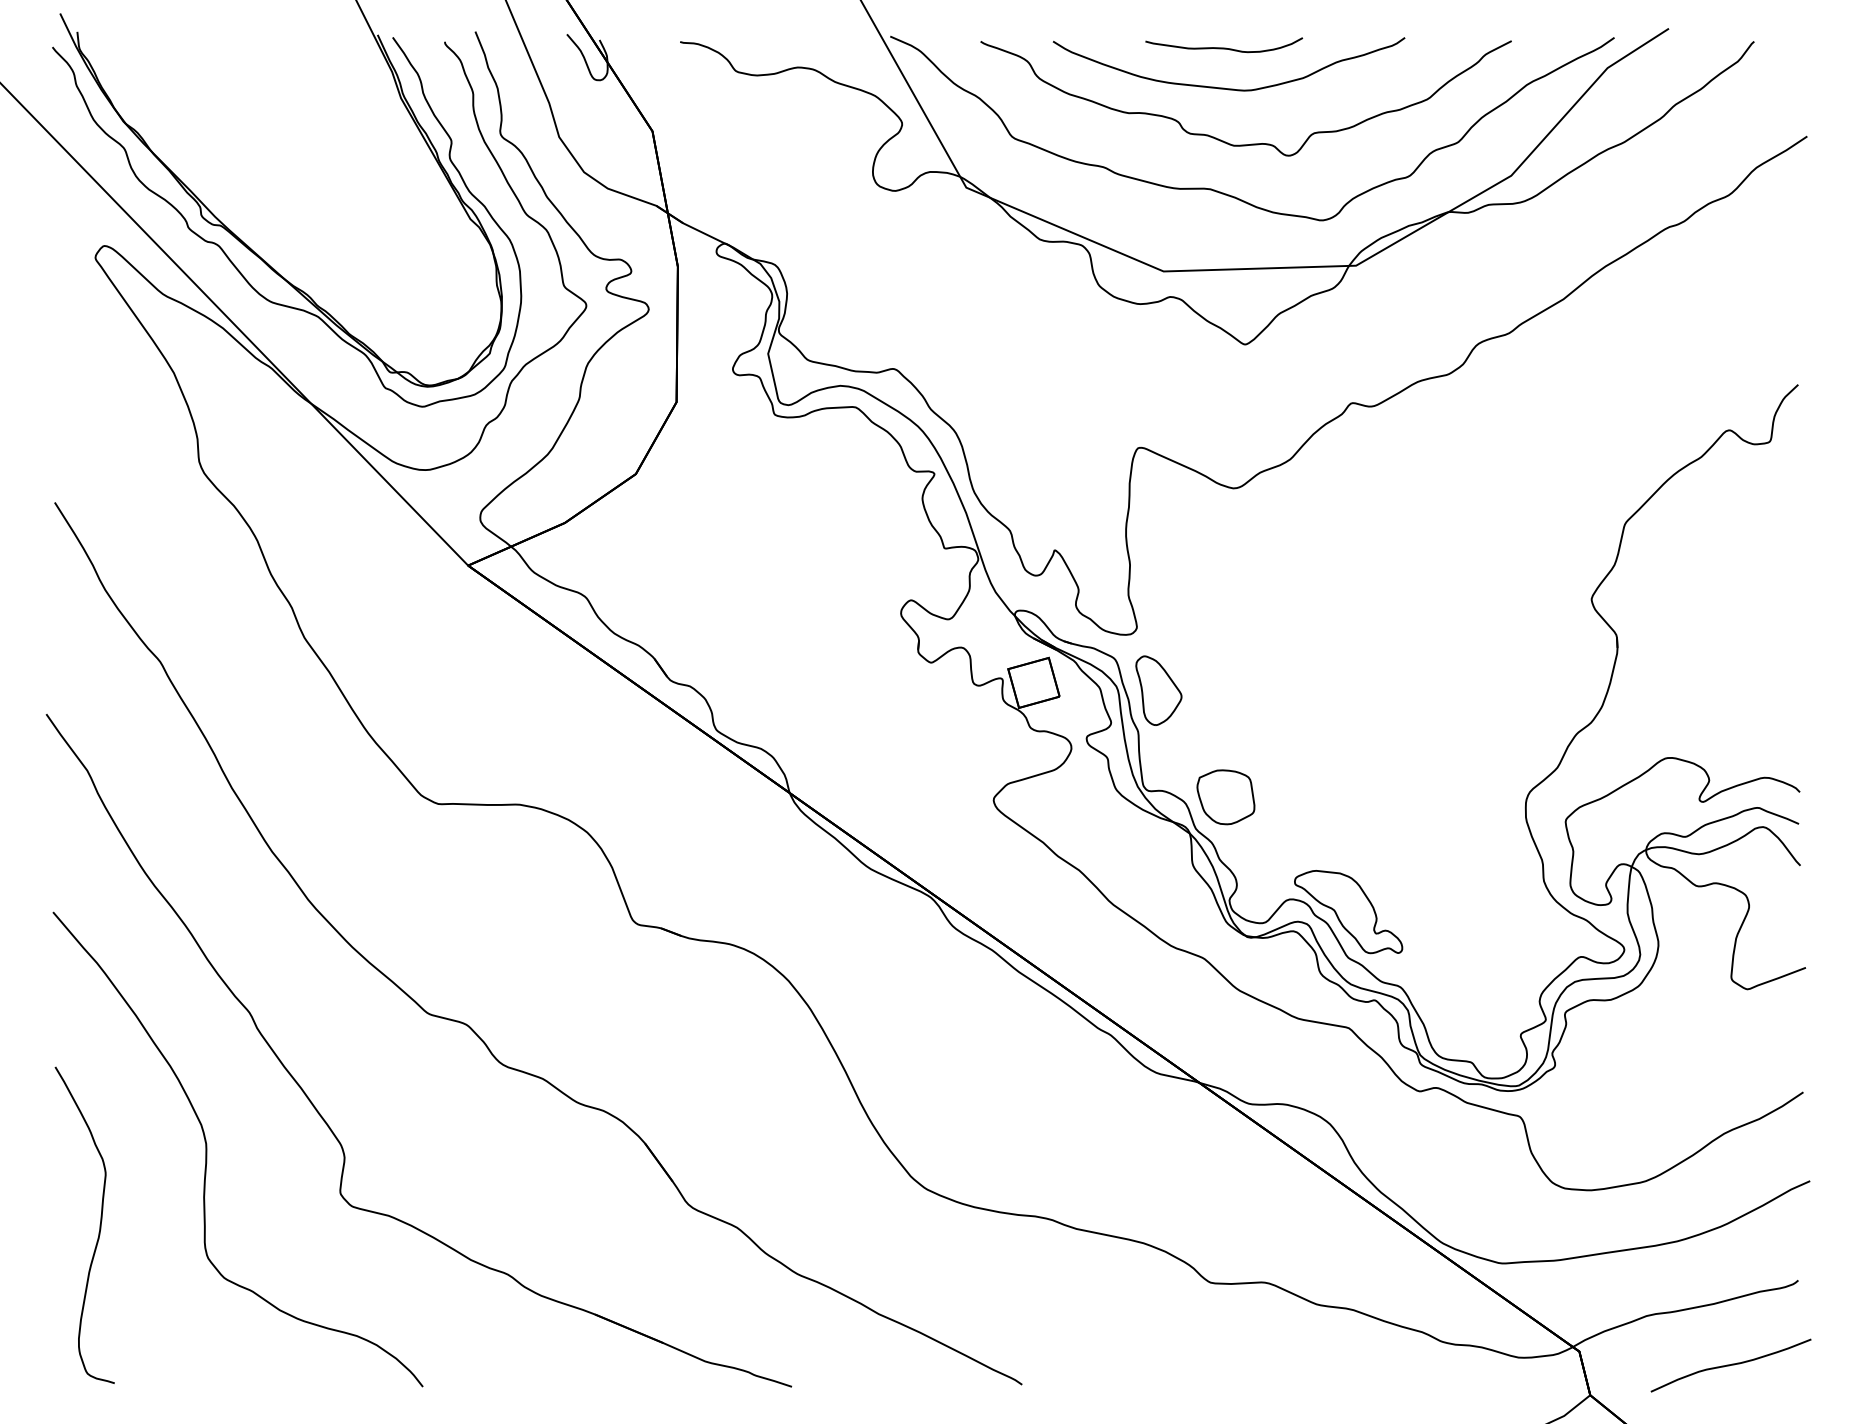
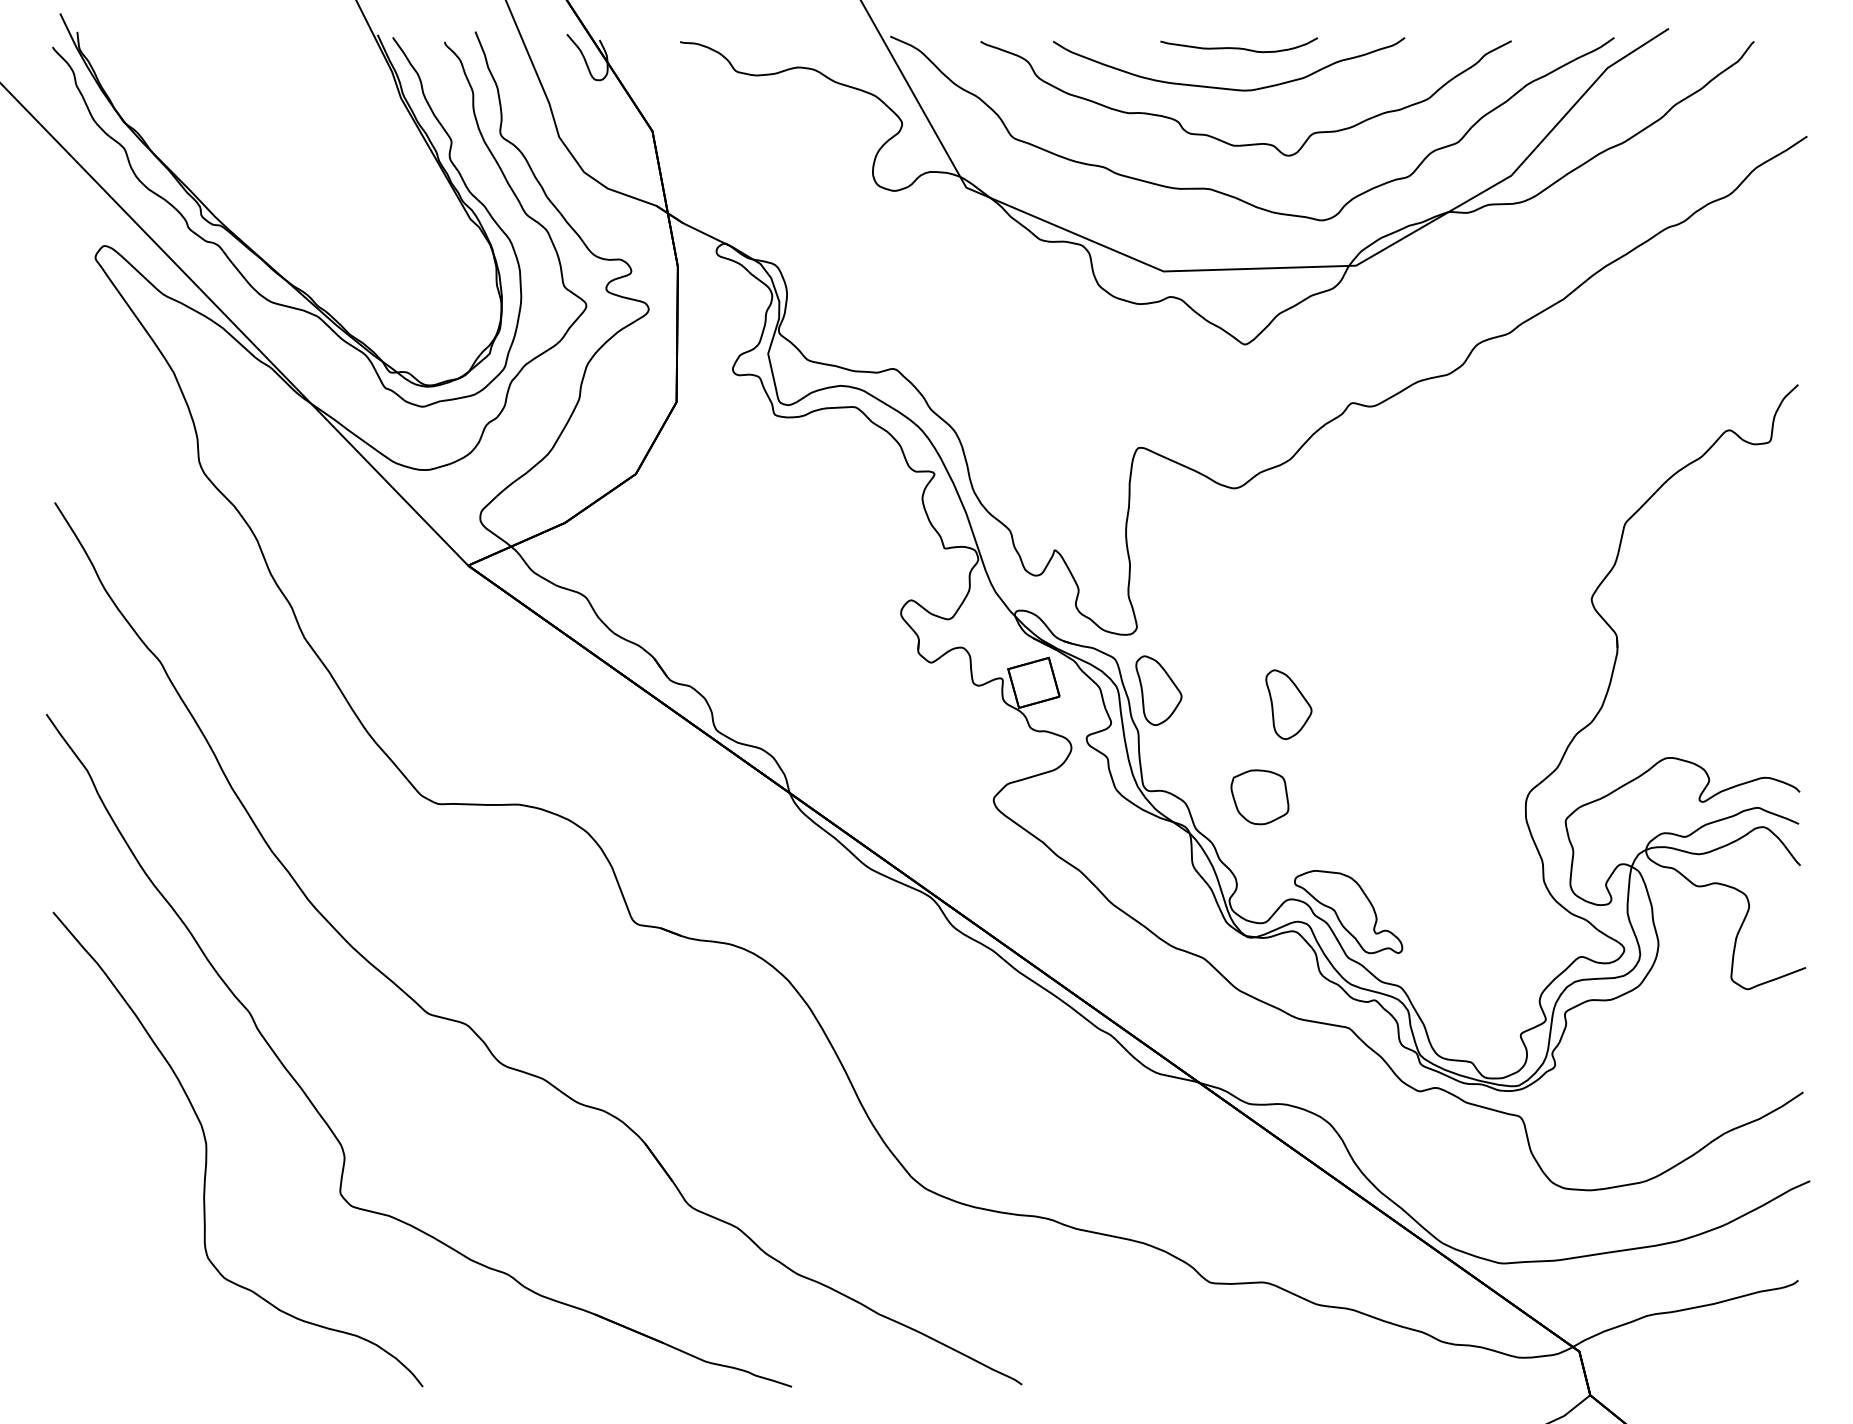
curve position: (1224, 47) -> (1239, 47) (1239, 47)
part: none -> present (1288, 704)
part position: (1225, 797) -> (1259, 797) (1259, 797)
curve: present -> none (99, 1224)
curve: present -> none (1730, 1365)
